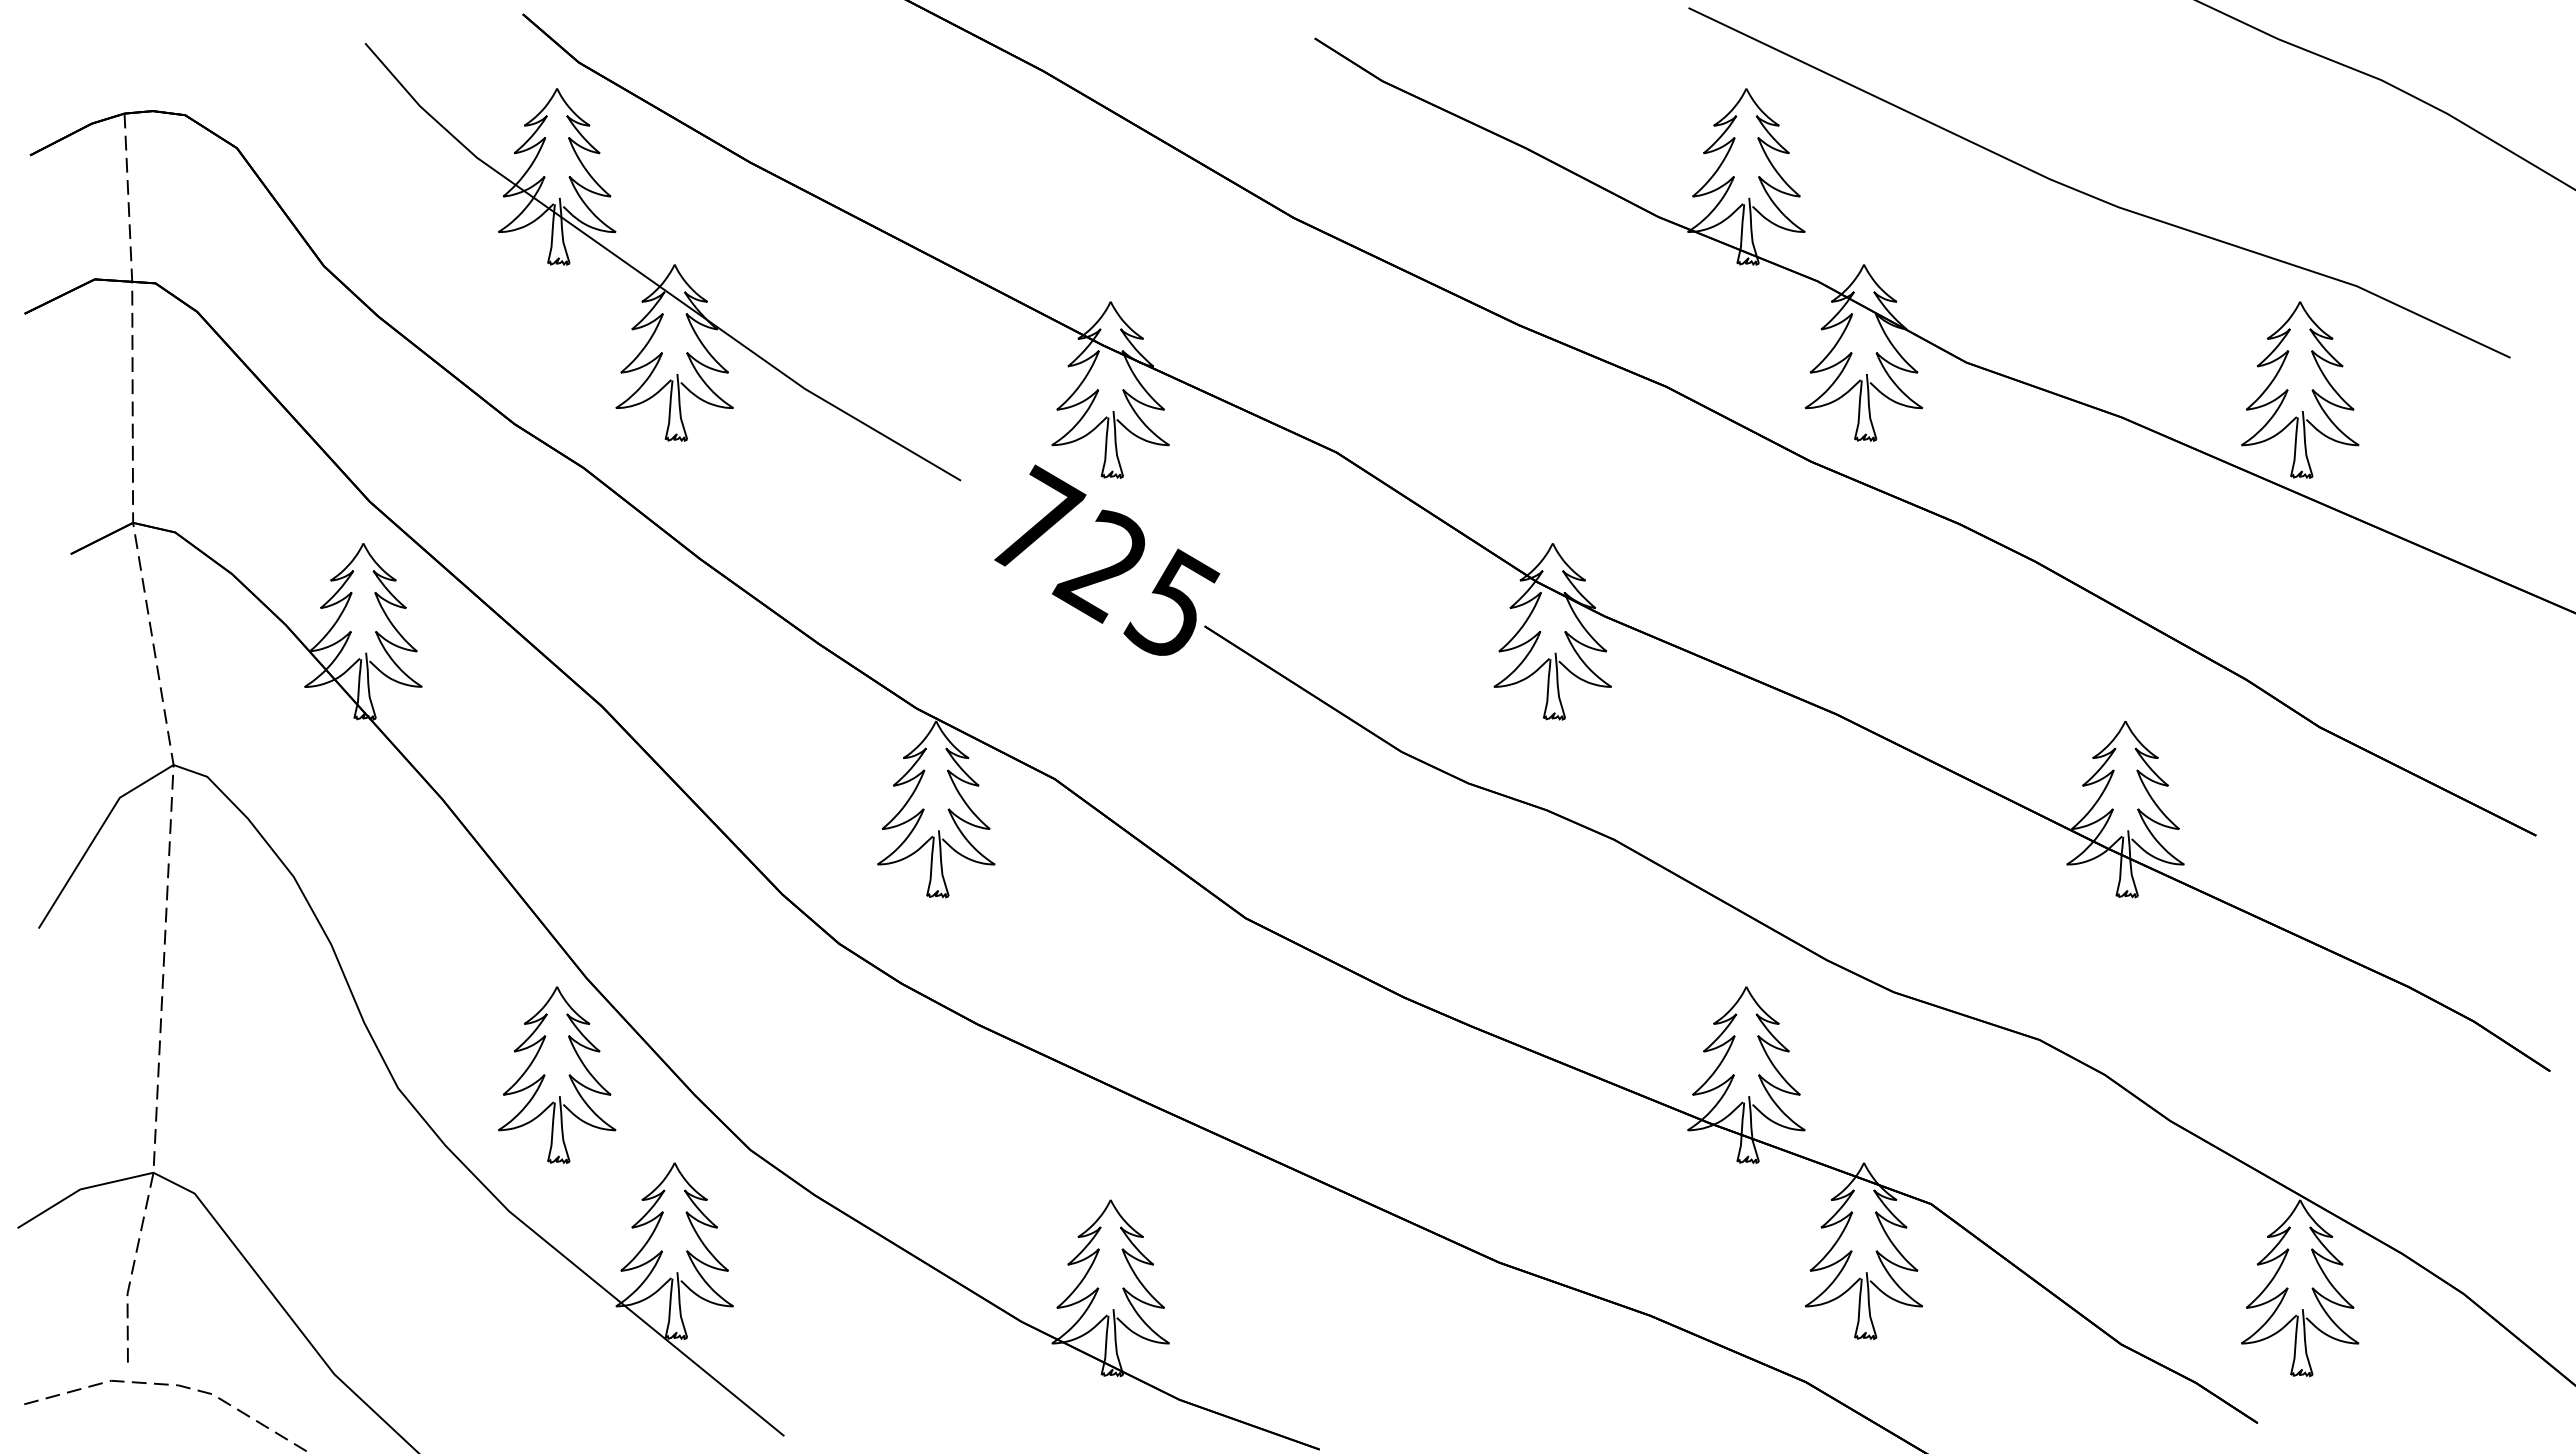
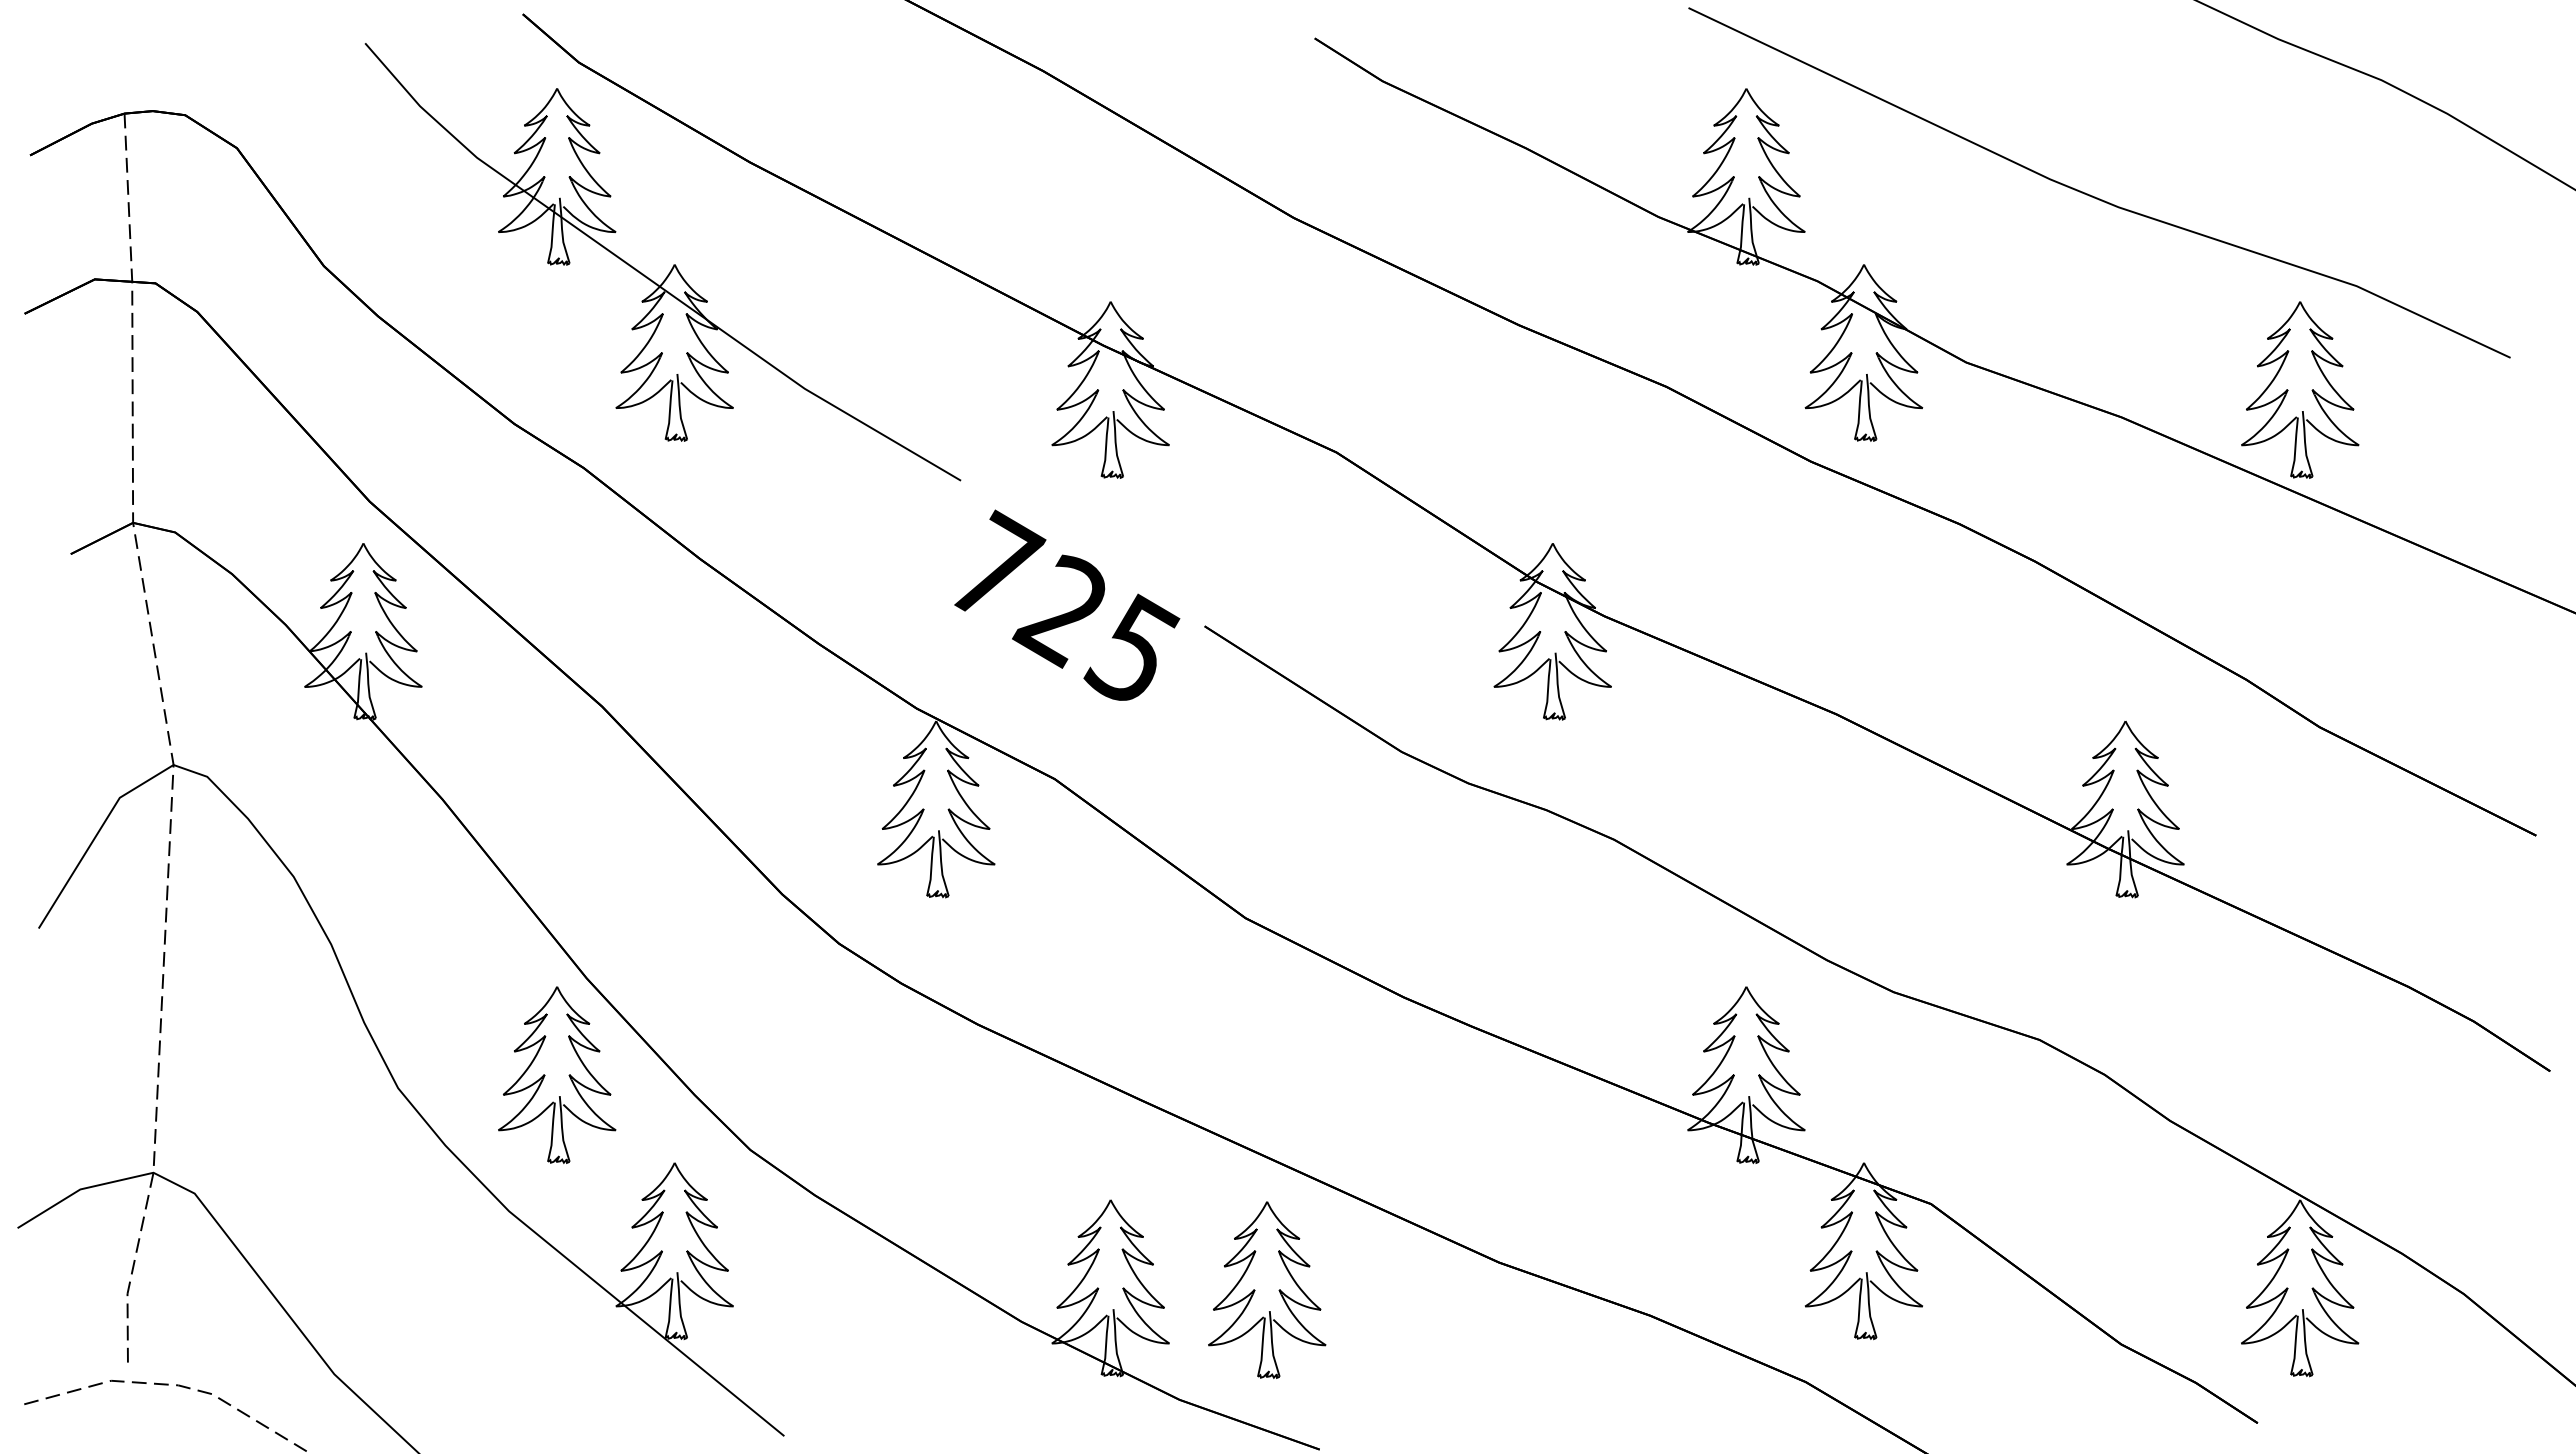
text position: (1107, 559) -> (1067, 604) (1067, 604)
part: none -> present (1278, 1290)
